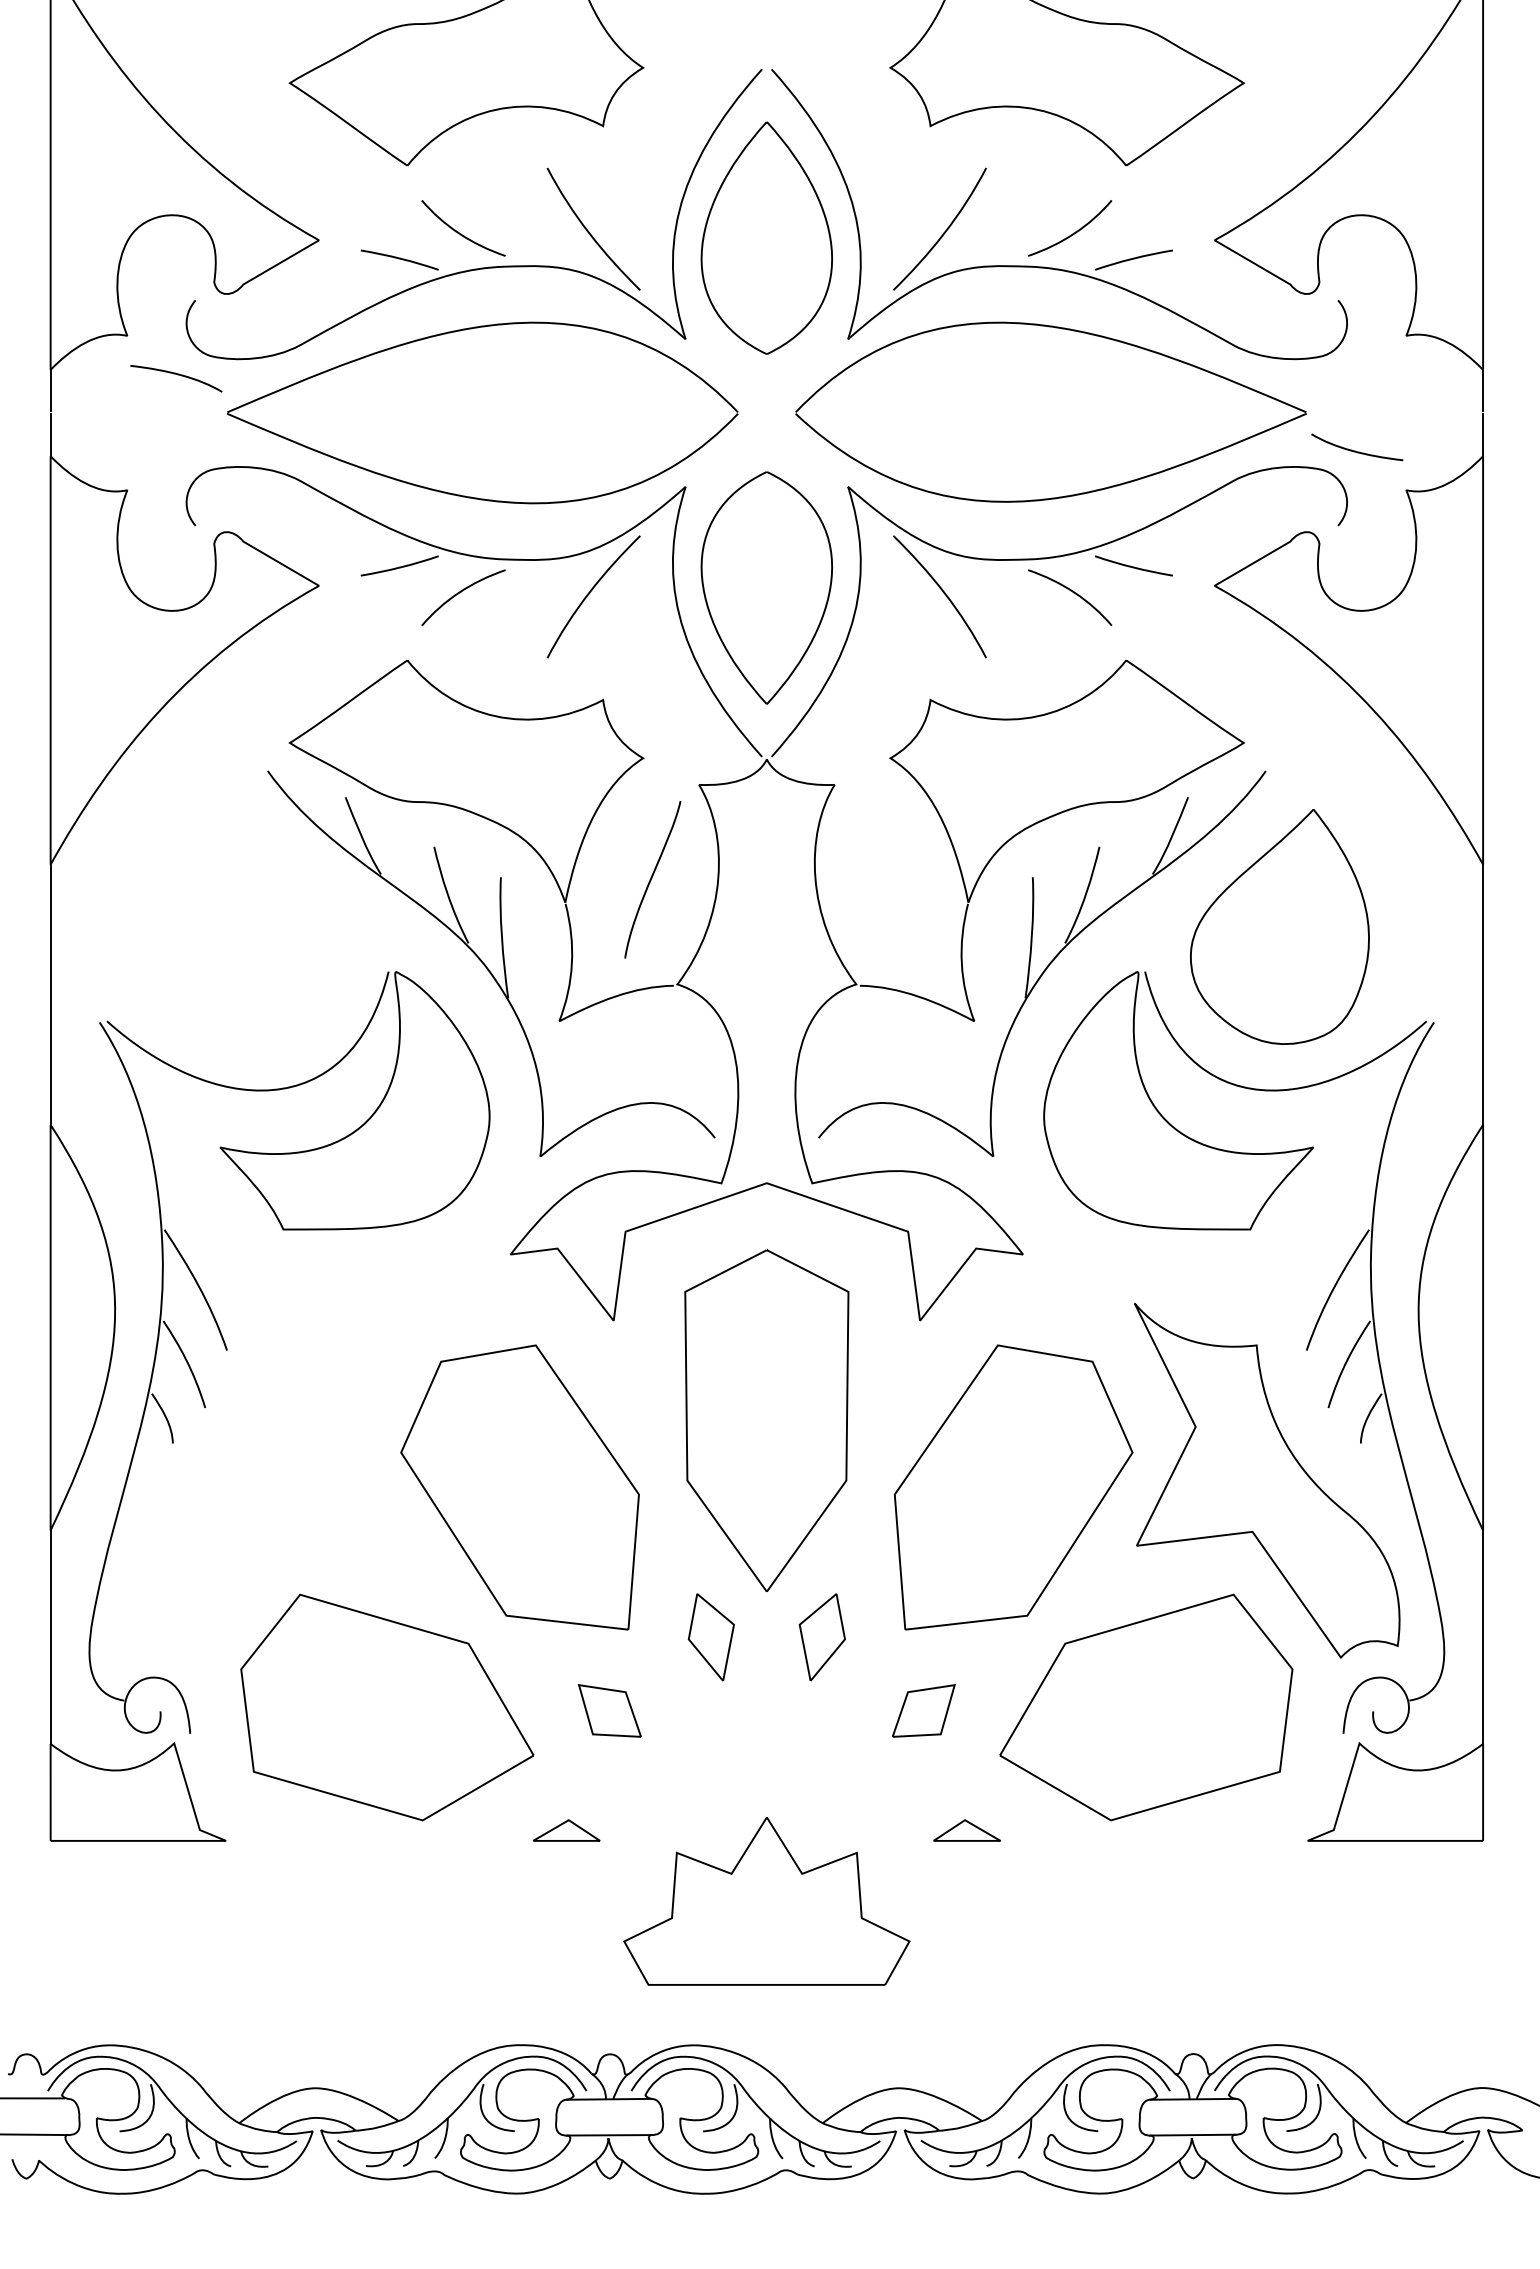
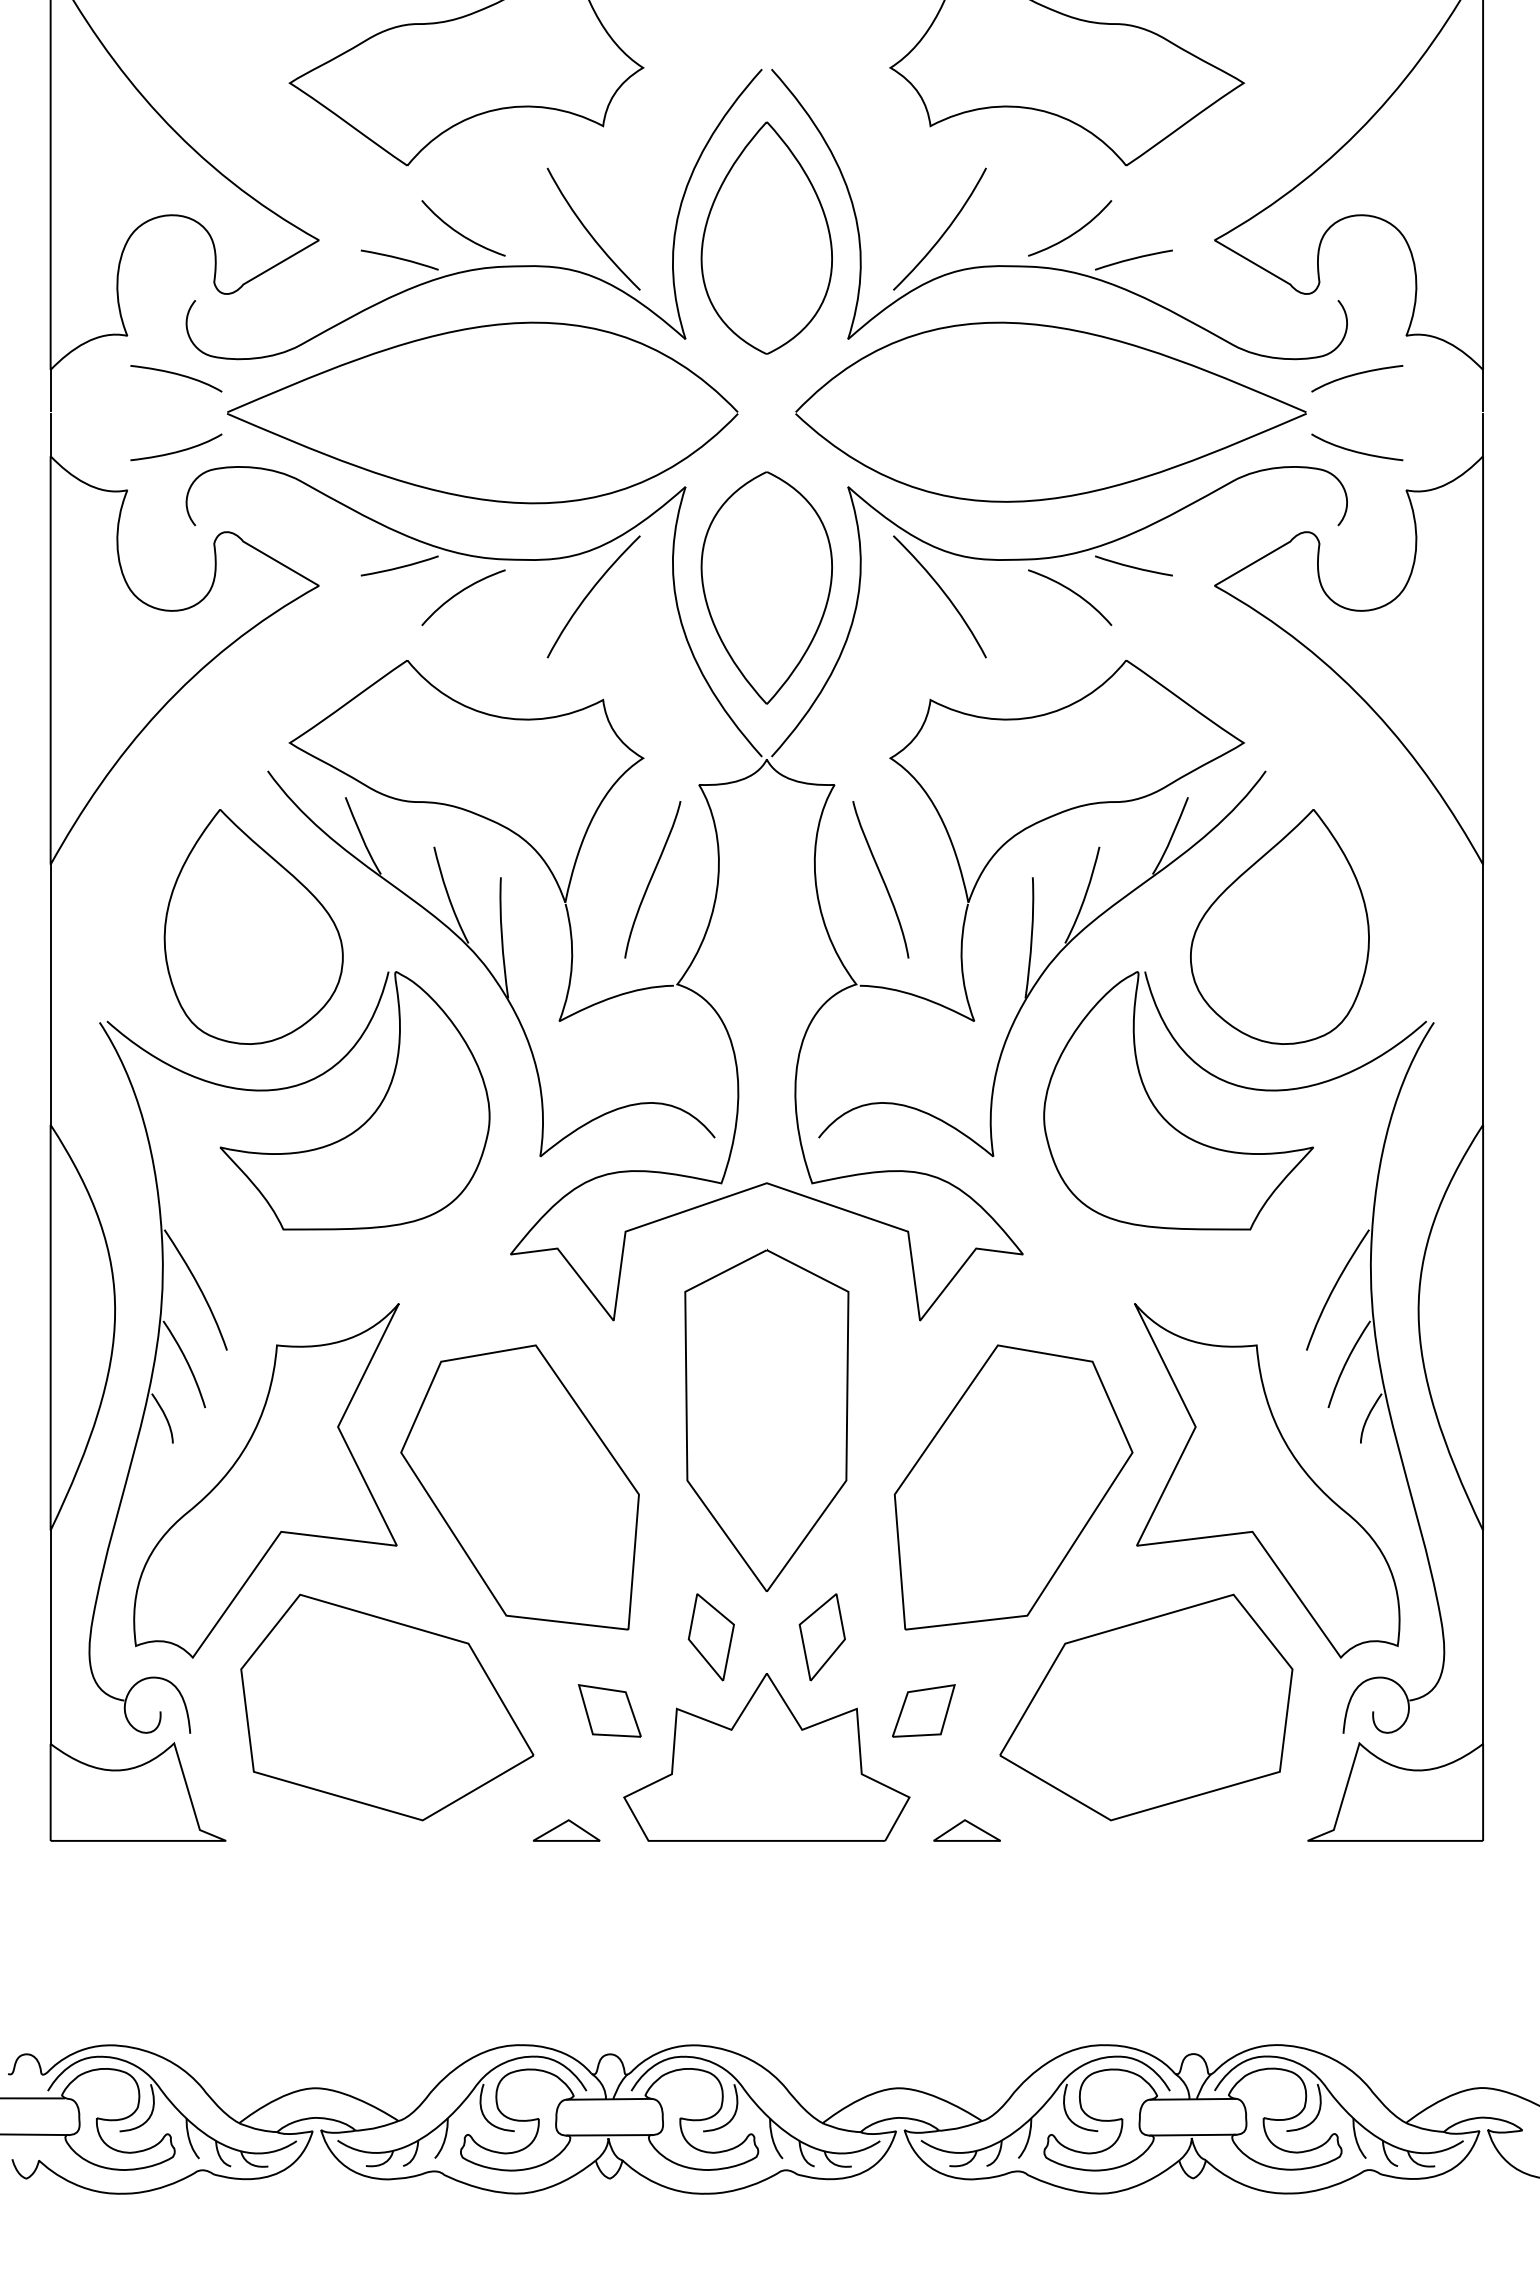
curve: none -> present (1355, 375)
curve: none -> present (178, 450)
curve: none -> present (881, 878)
part: none -> present (253, 926)
part: none -> present (266, 1480)
part position: (766, 1901) -> (766, 1757) (766, 1757)
